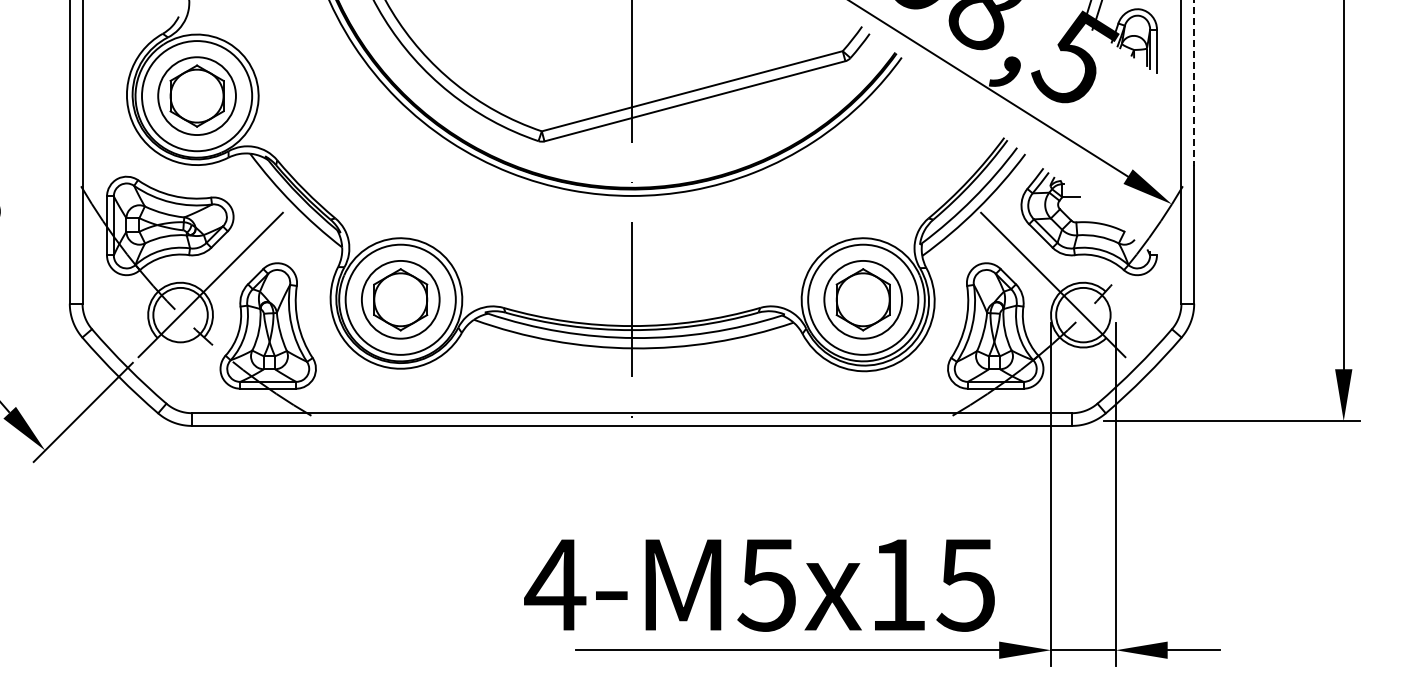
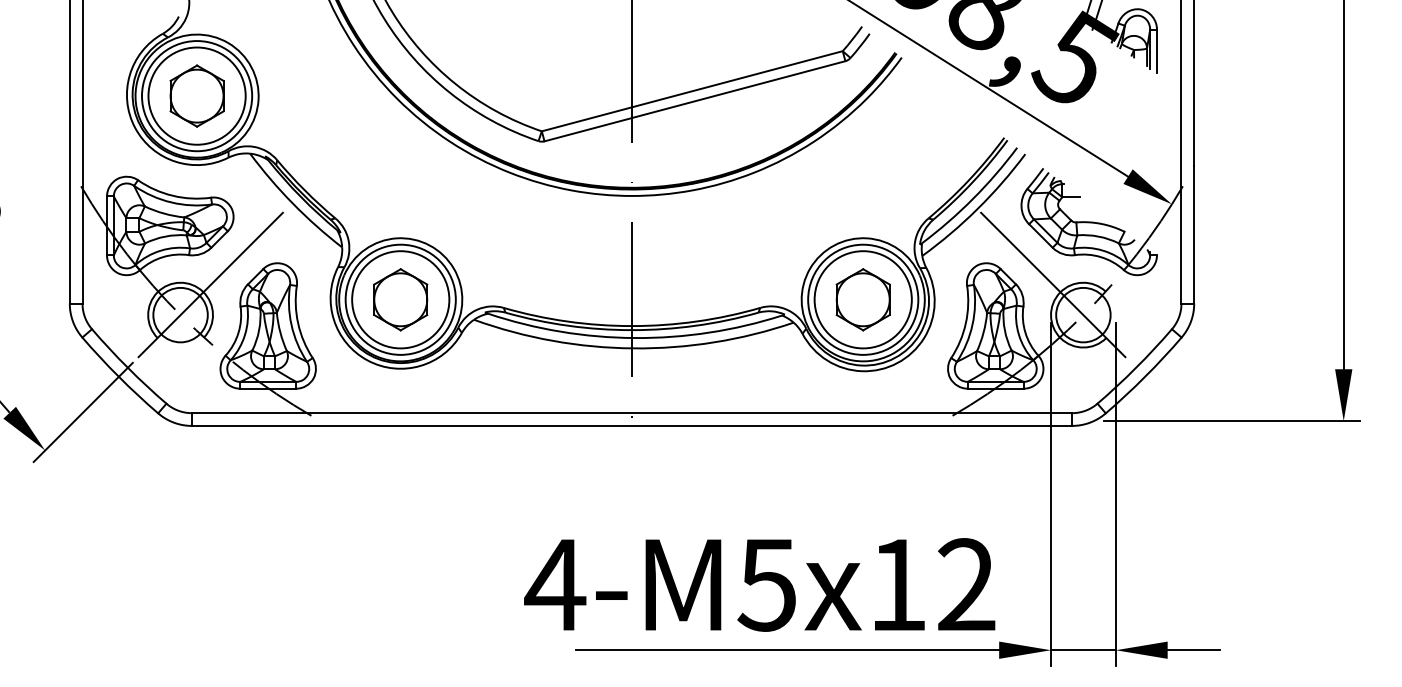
line: dashed -> solid (1194, 83)
circle diameter: 78 px -> 97 px (196, 95)
circle diameter: 78 px -> 97 px (400, 299)
circle diameter: 78 px -> 97 px (862, 299)
text: 4-M5x15 -> 4-M5x12 (965, 584)
